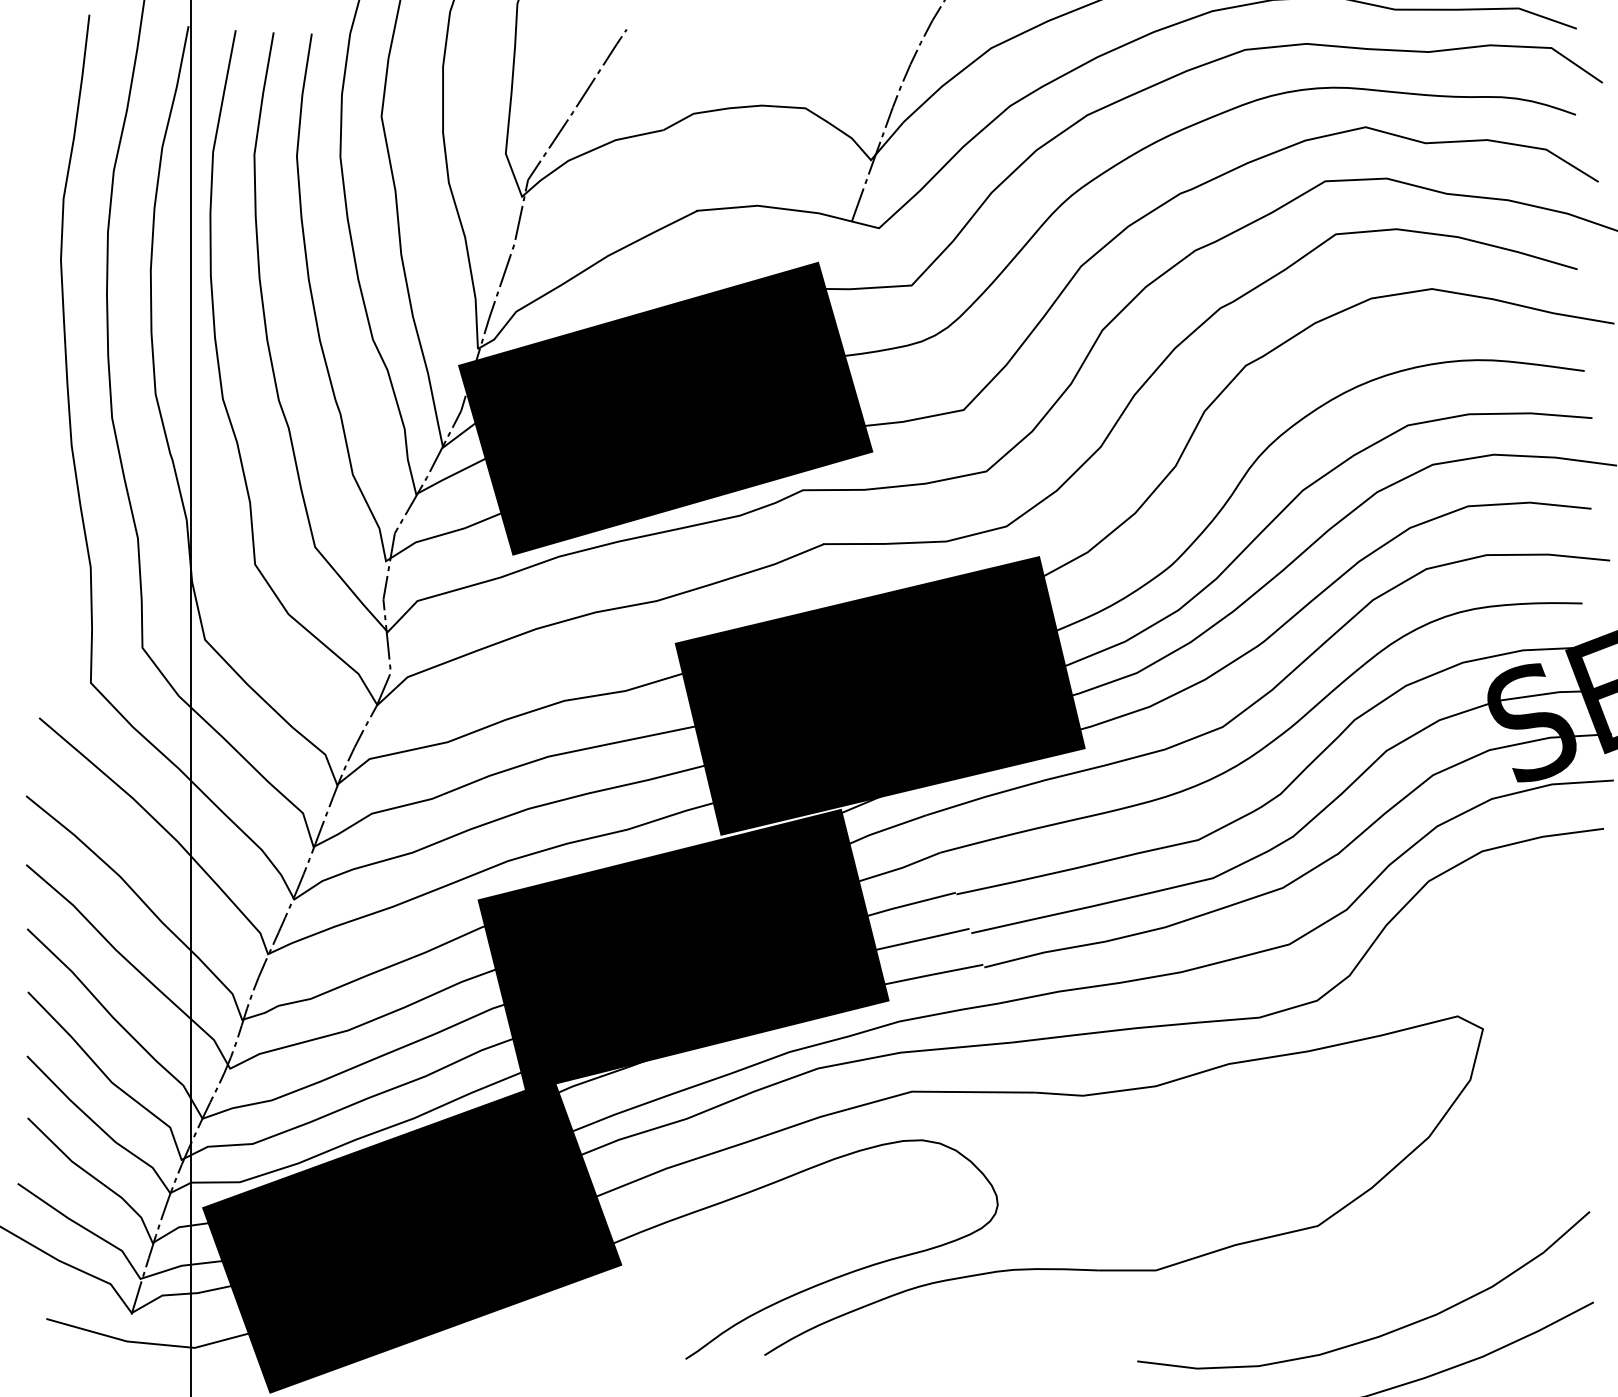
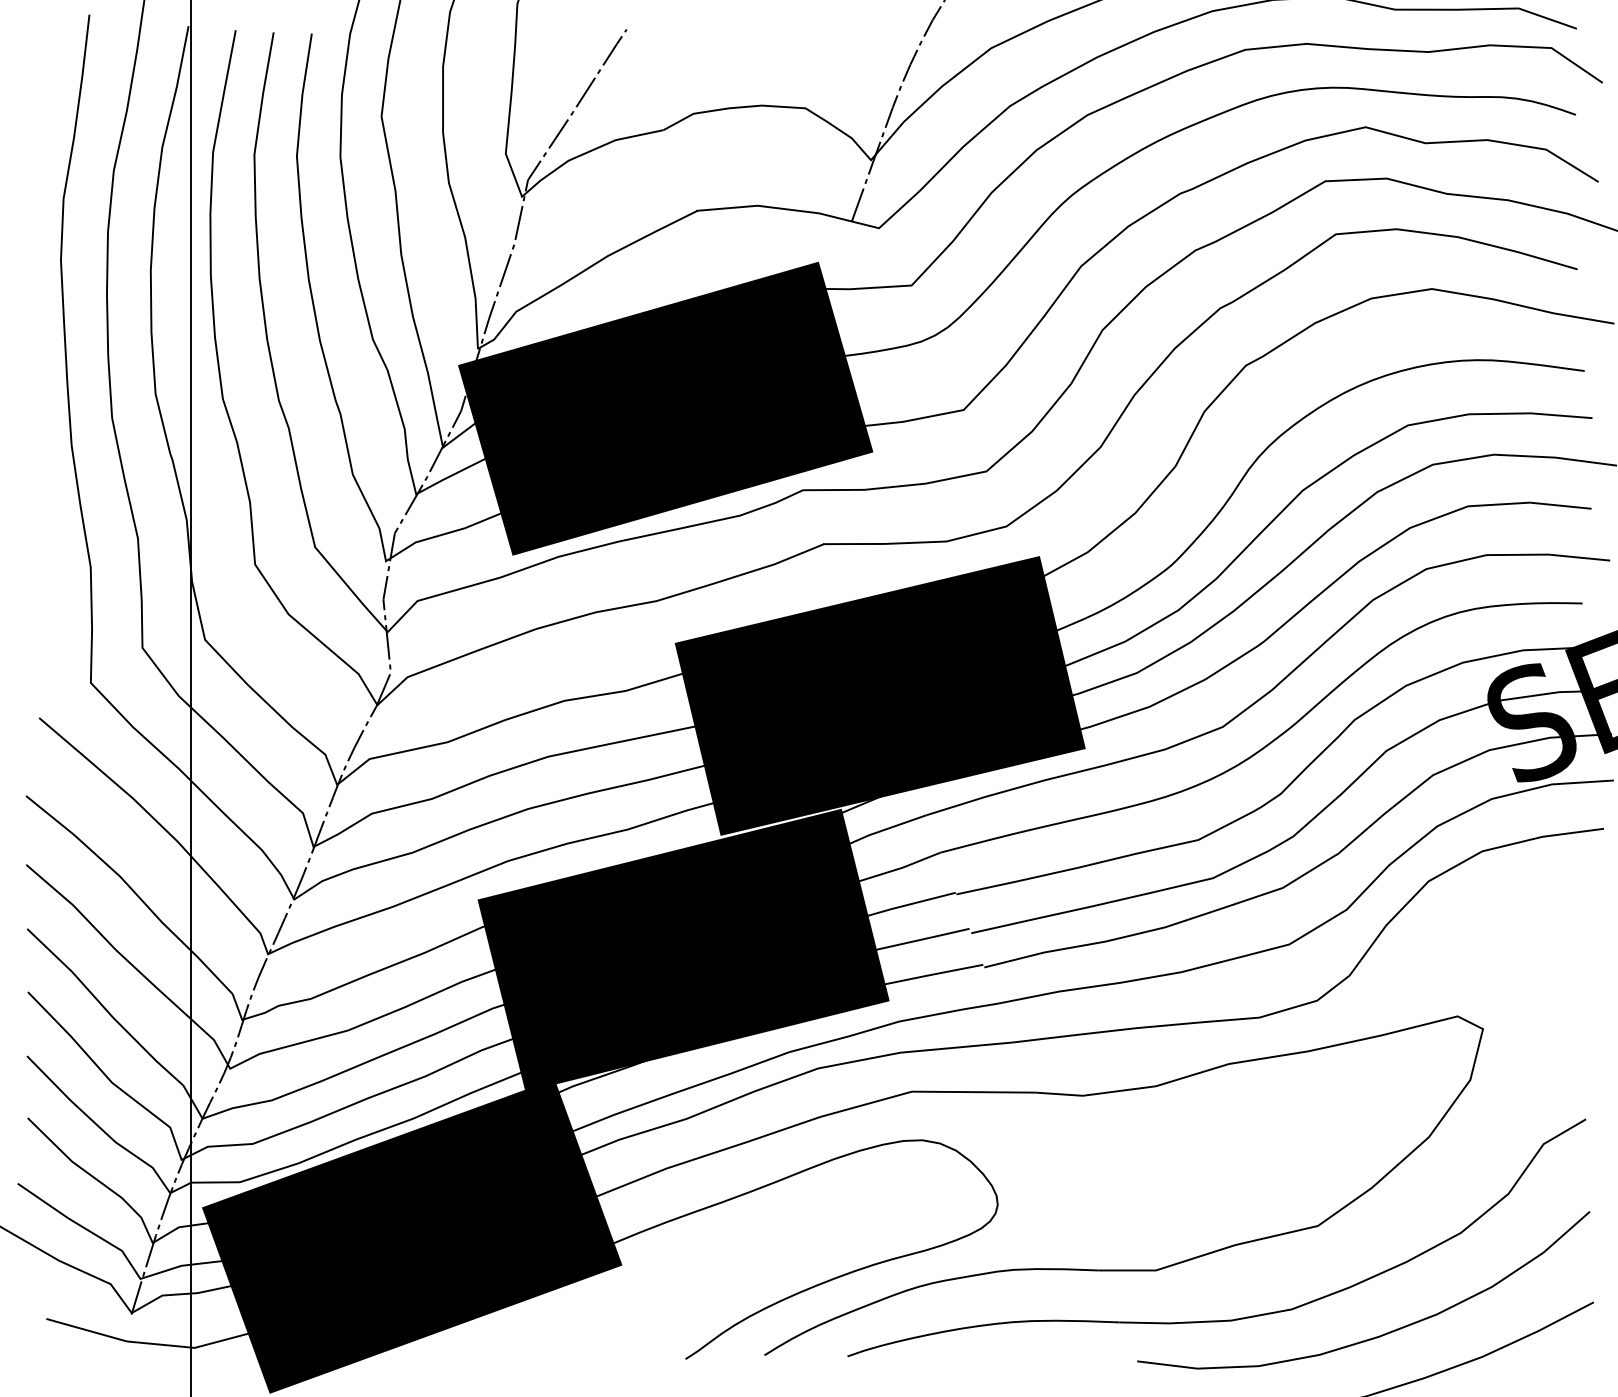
part: none -> present (1227, 1319)
